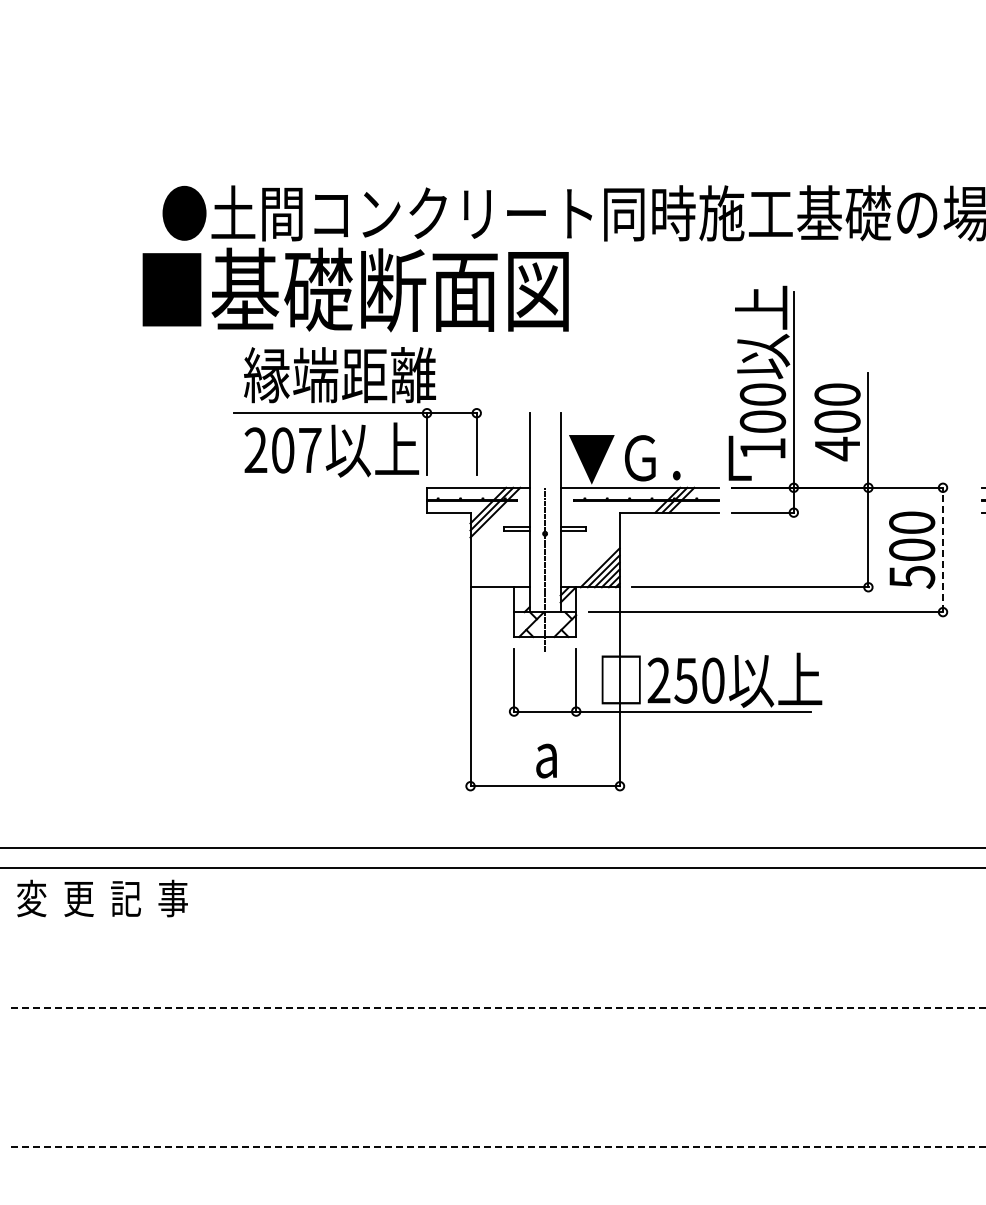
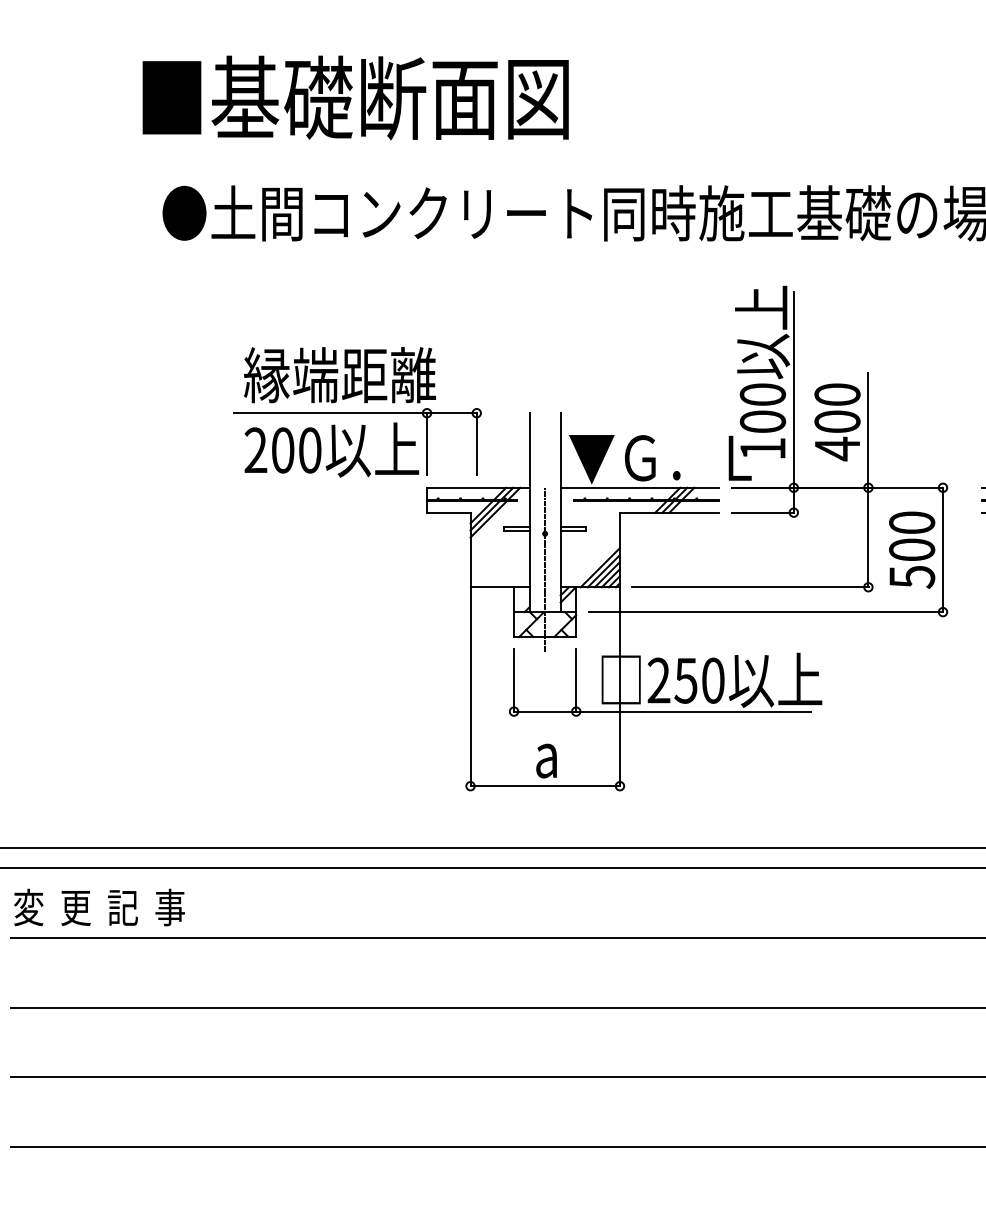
text position: (355, 289) -> (355, 97) (355, 97)
text: 207 -> 200 (310, 450)
line: dashed -> solid (943, 549)
text position: (102, 898) -> (99, 907) (99, 907)
line: none -> present (496, 937)
line: dashed -> solid (499, 1007)
line: none -> present (496, 1077)
line: dashed -> solid (499, 1146)
